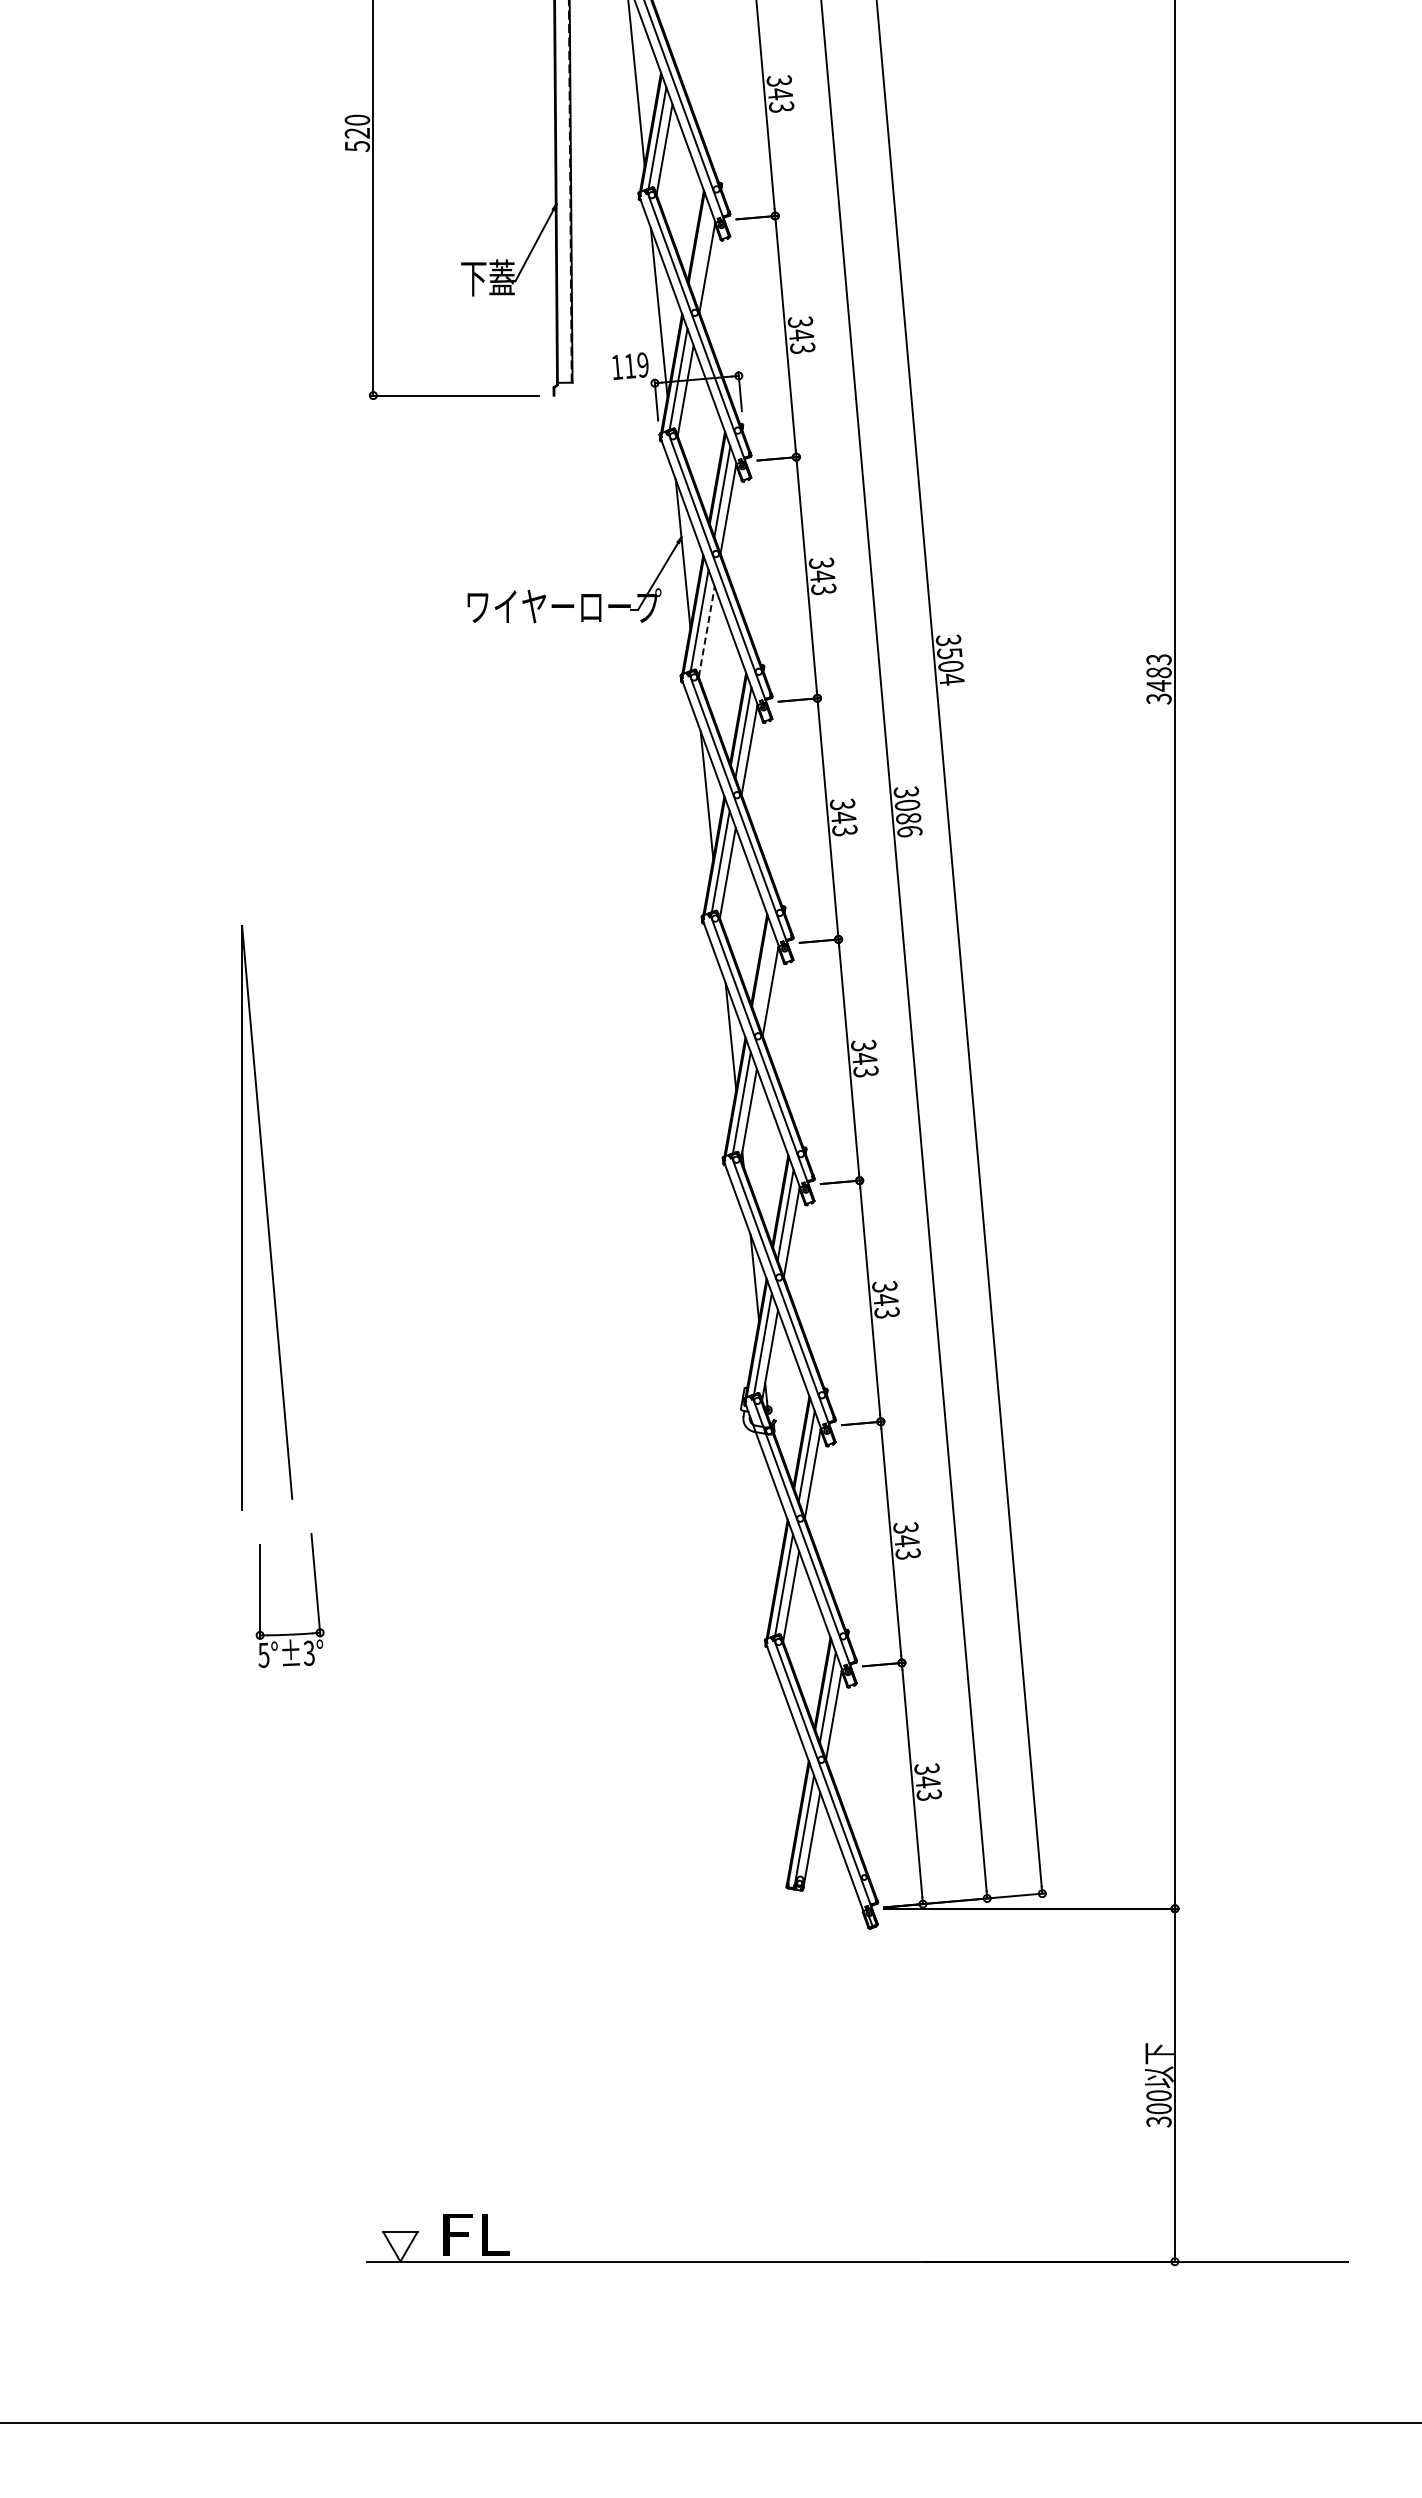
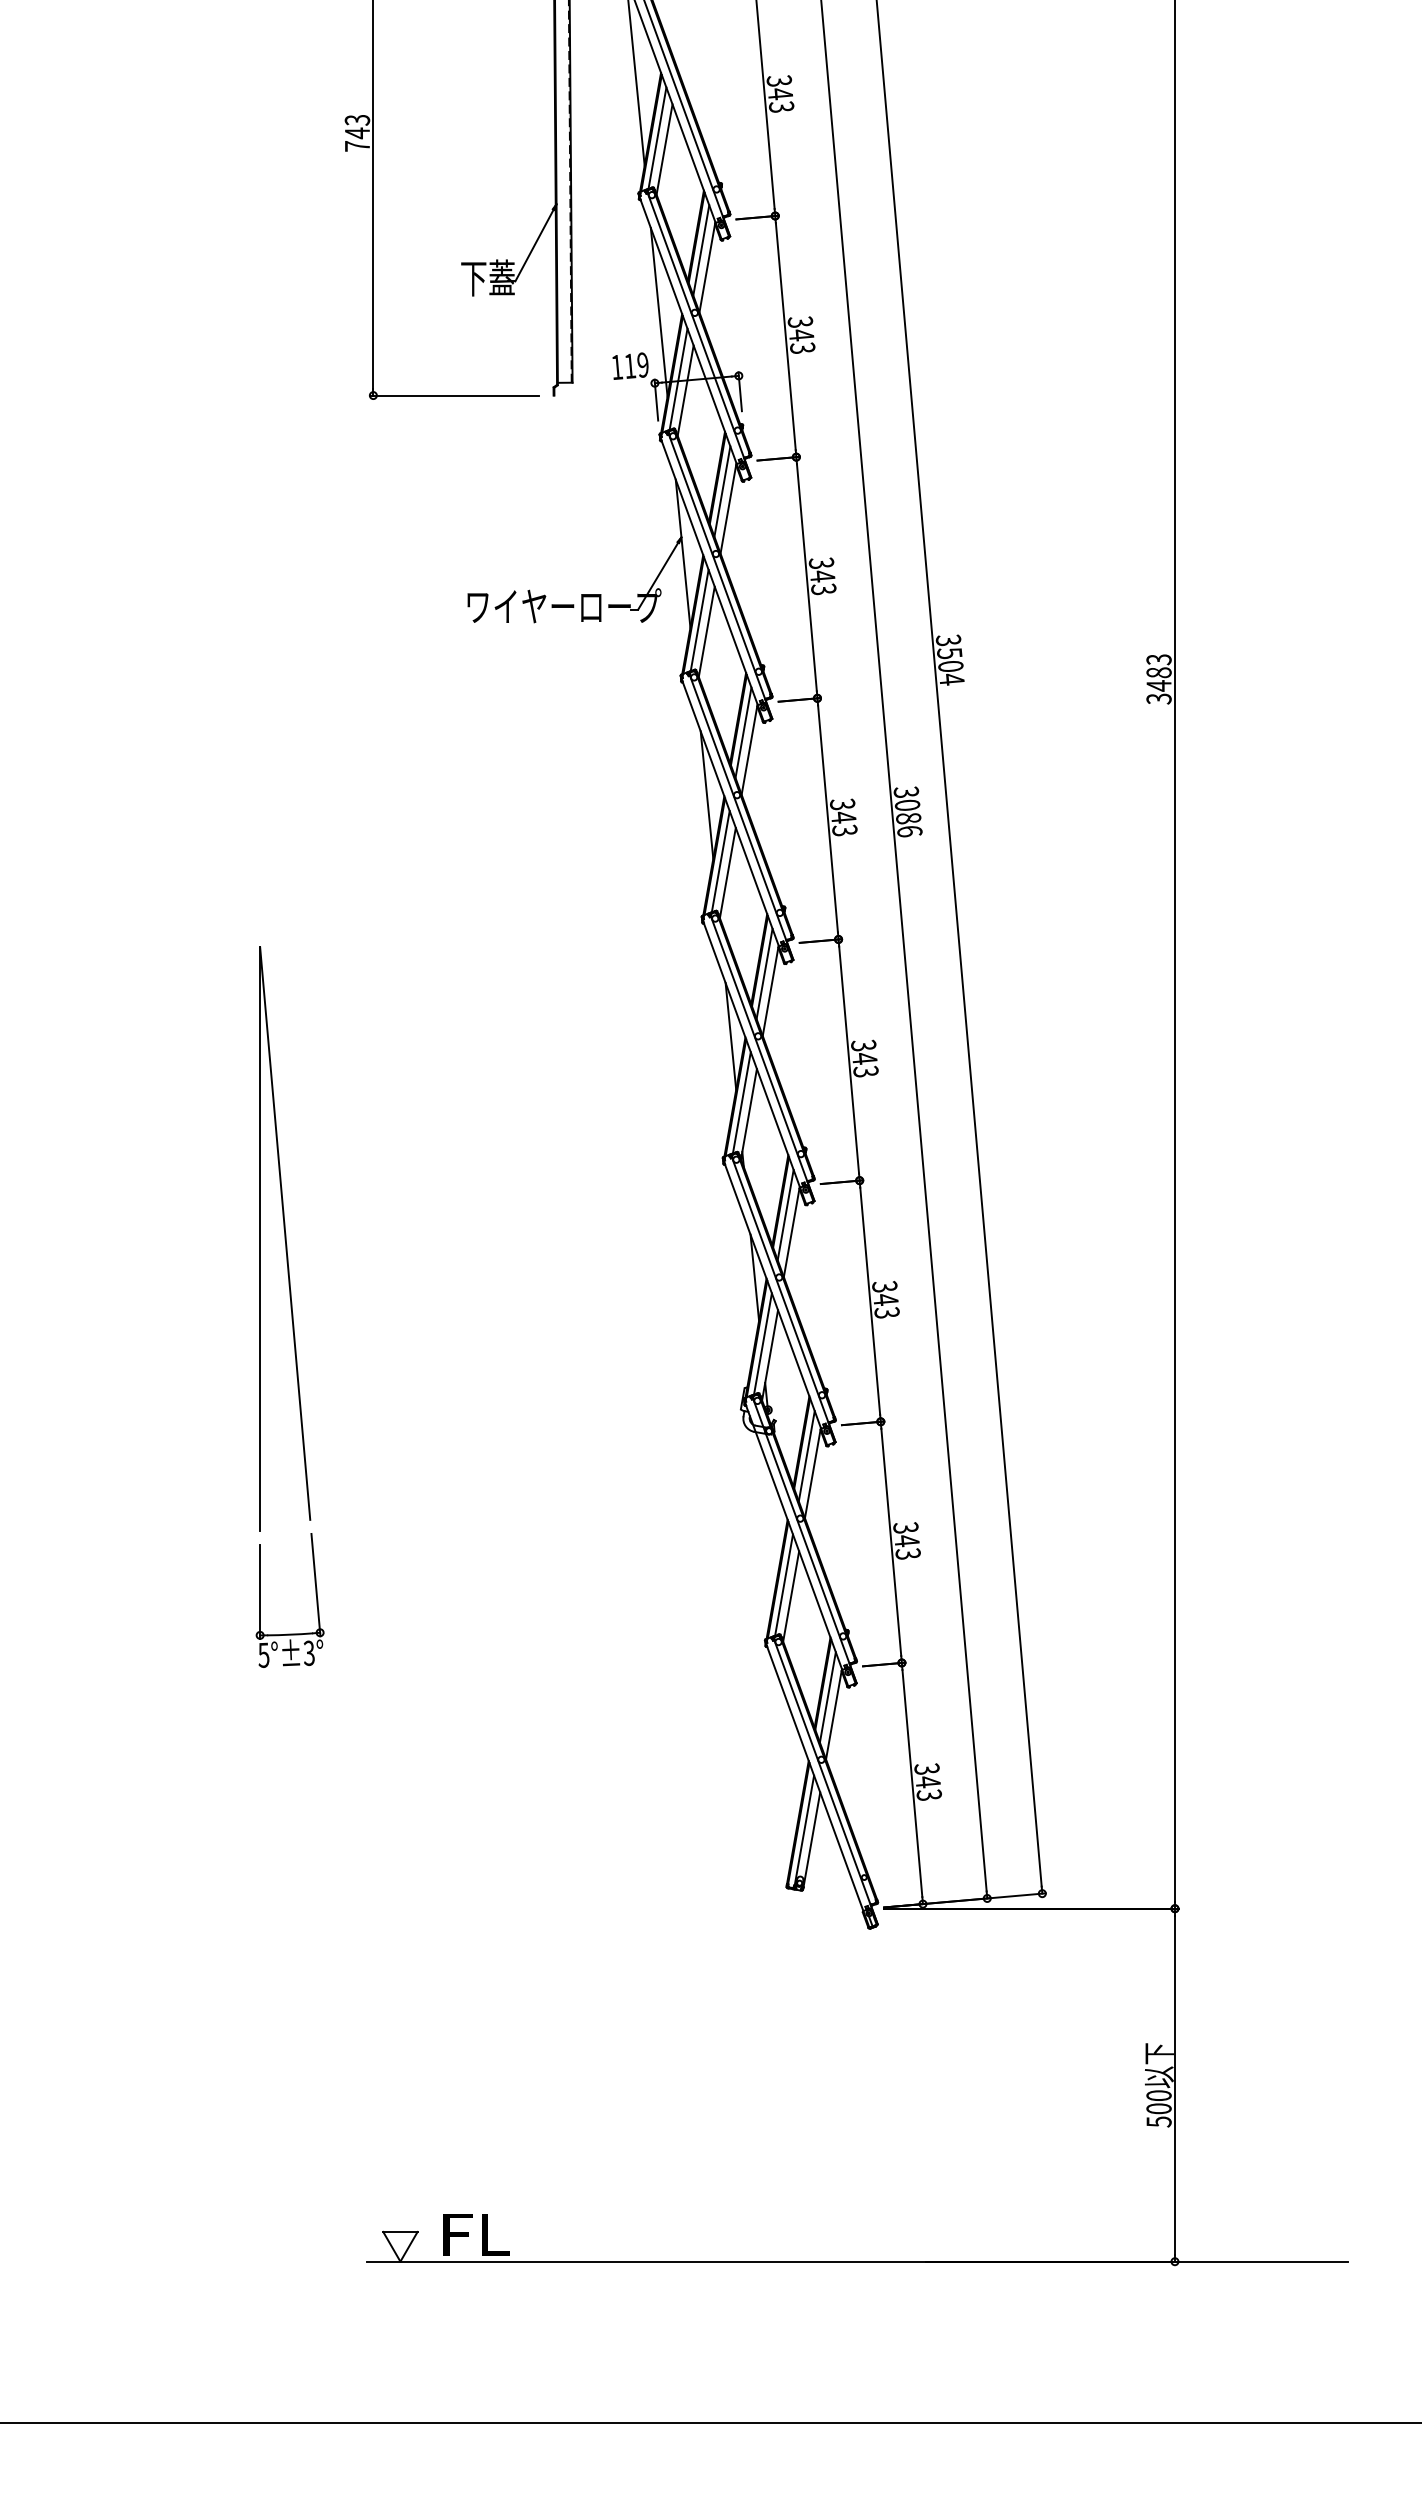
text: 520 -> 743 (357, 132)
line: none -> present (701, 250)
line: dashed -> solid (706, 631)
line: none -> present (764, 973)
part position: (267, 1217) -> (285, 1238) (285, 1238)
text: 300 -> 500 (1158, 2121)
